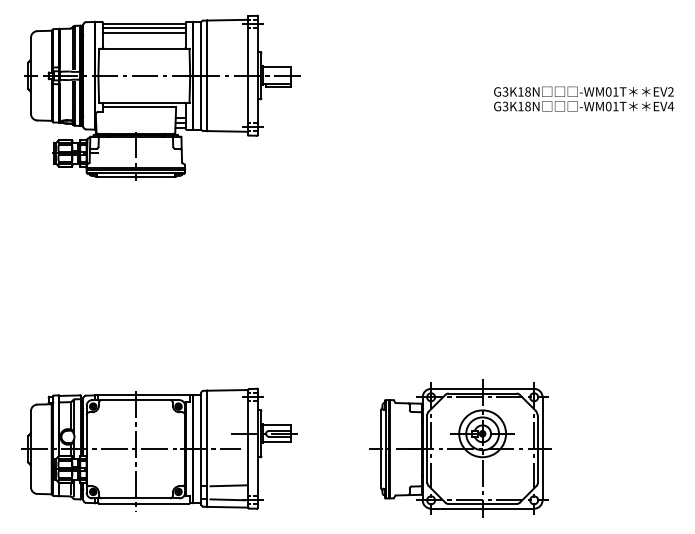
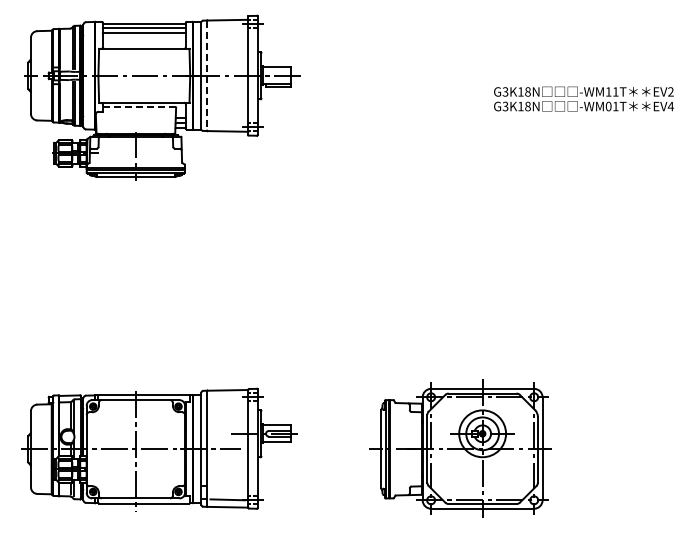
line: solid -> dashed (207, 76)
text: -WM01T -> -WM11T (608, 91)
line: solid -> dashed (139, 107)
line: present -> none (228, 485)
